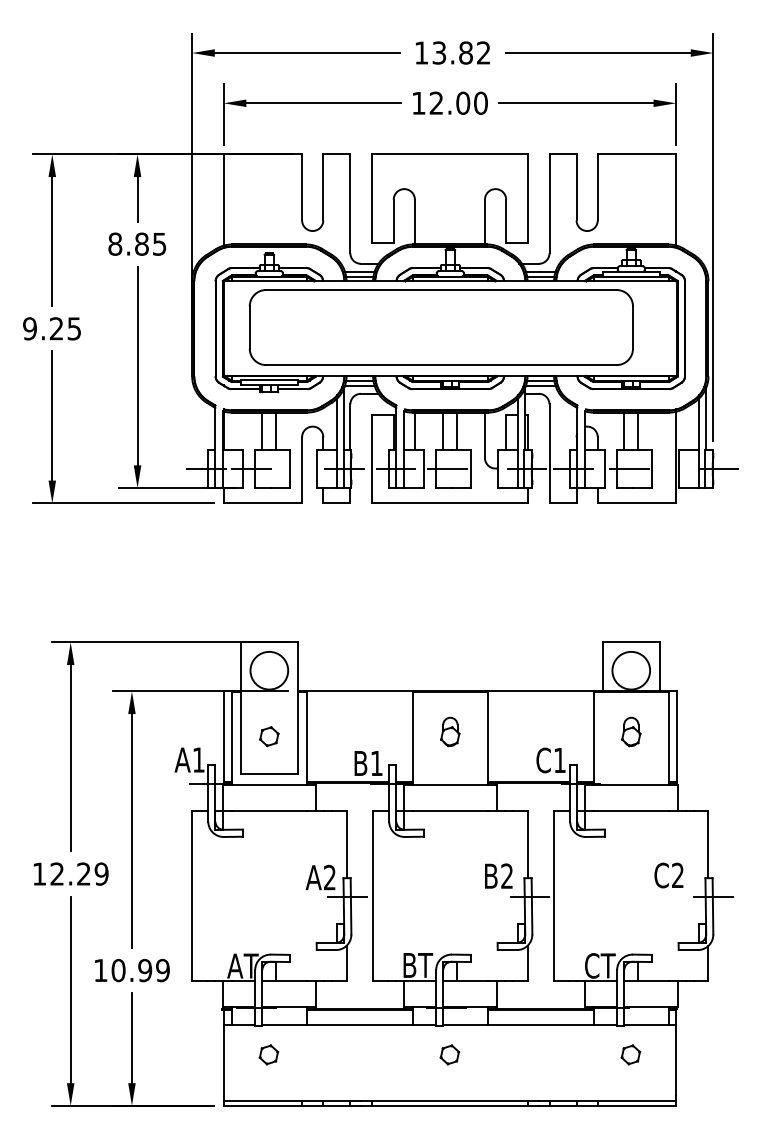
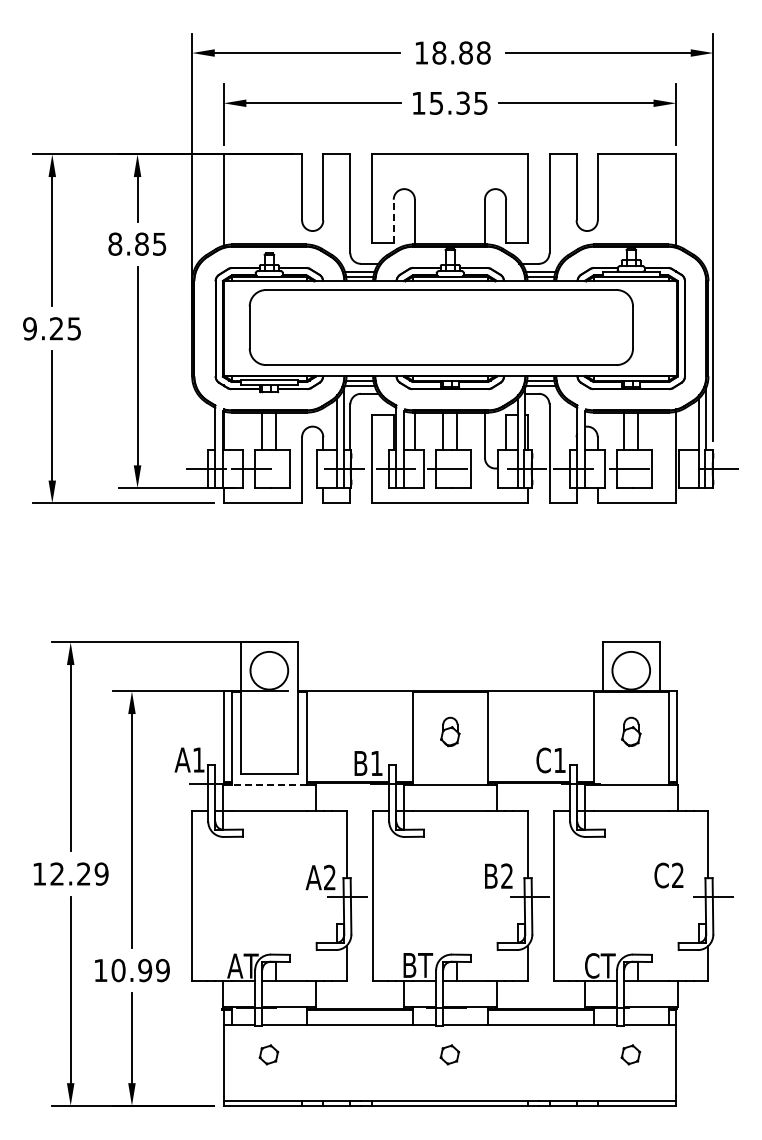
text: 13.82 -> 18.88 (461, 52)
text: 12.00 -> 15.35 (458, 102)
line: solid -> dashed (393, 220)
part: present -> none (269, 736)
line: solid -> dashed (269, 784)
